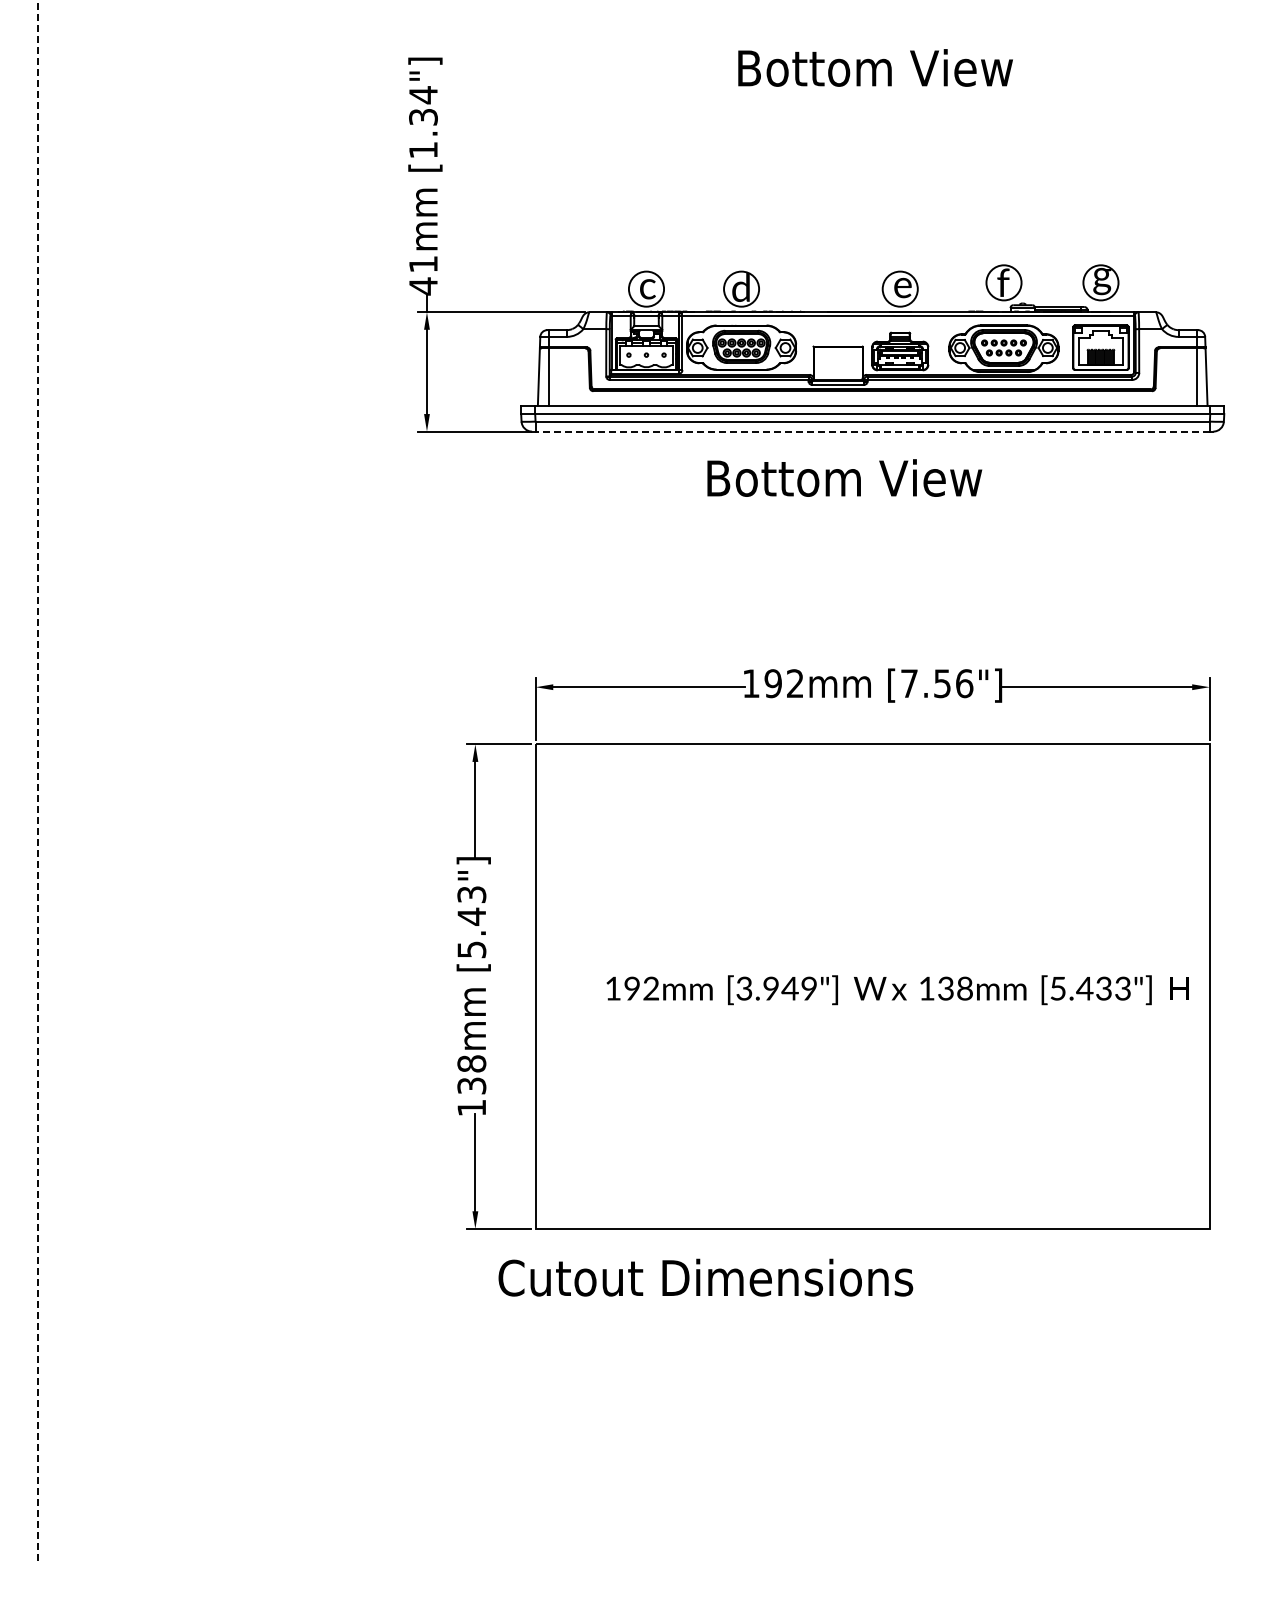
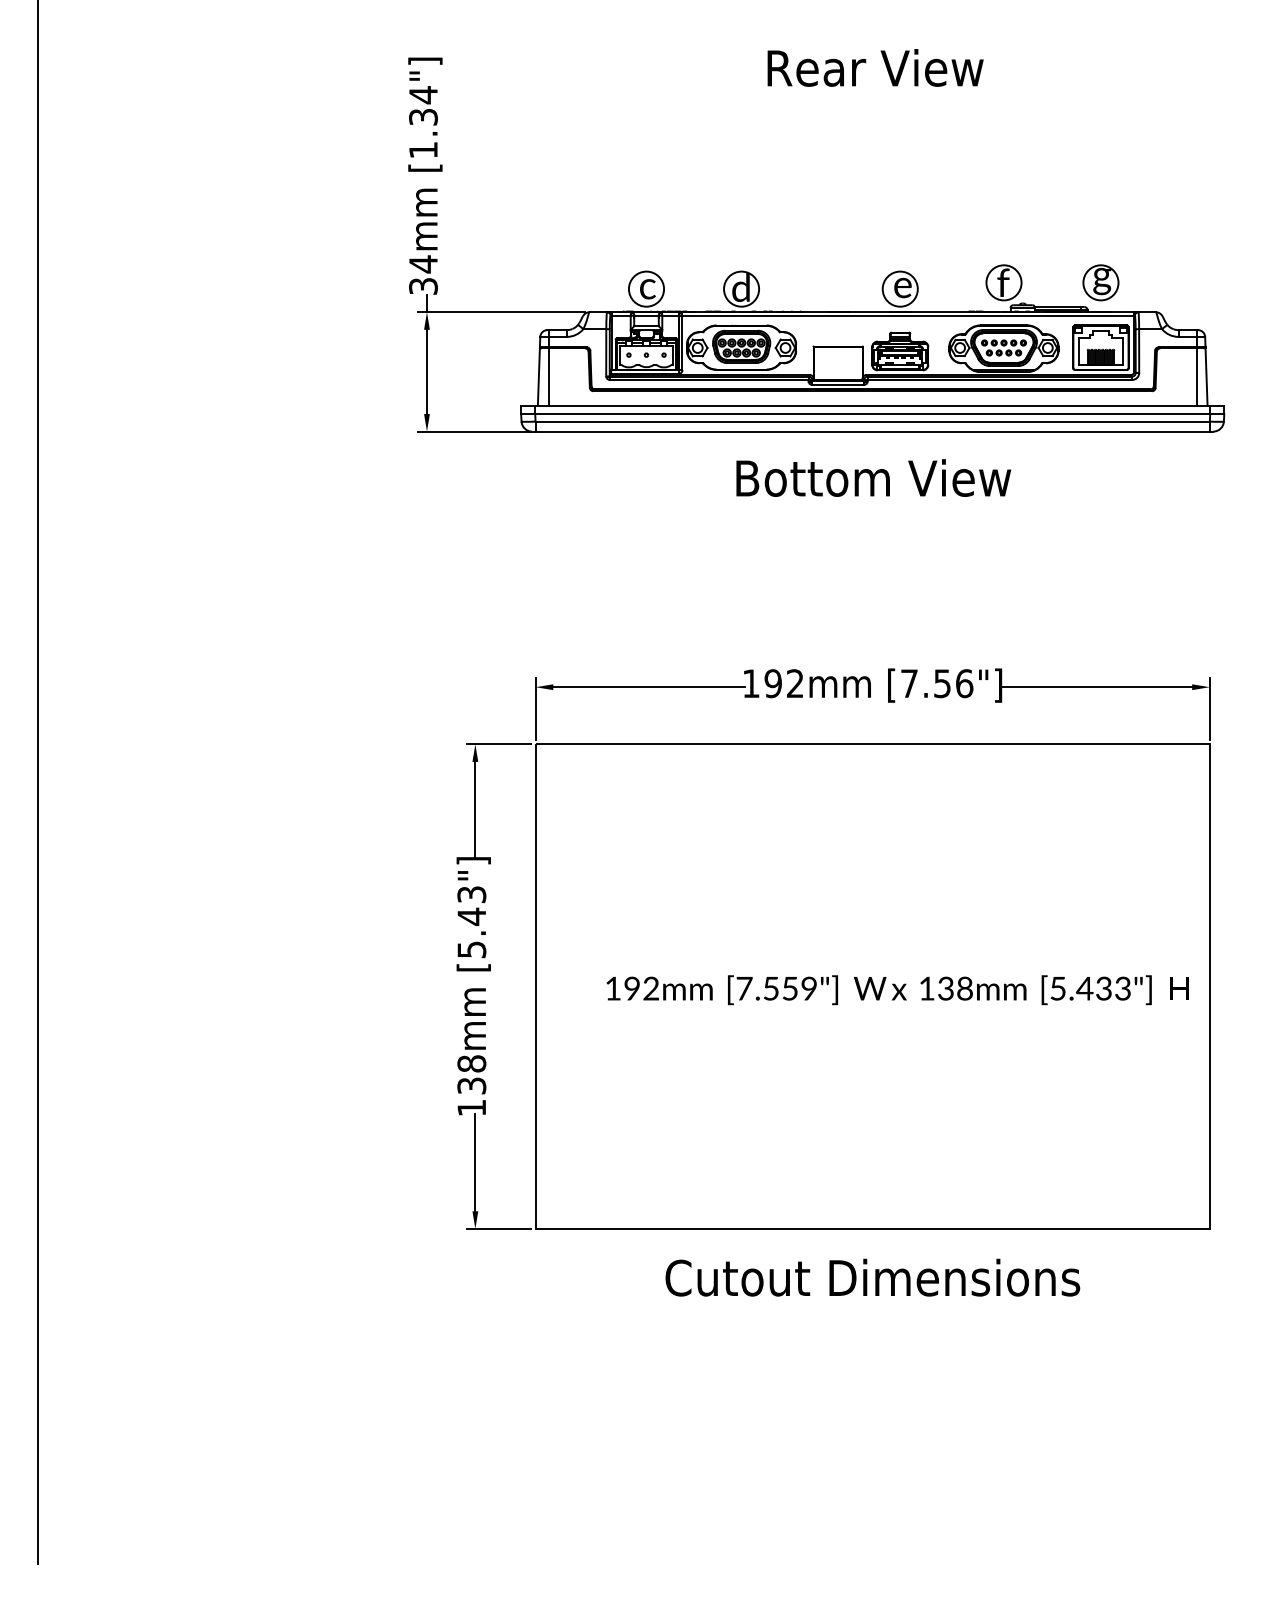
text: Bottom View -> Rear View (875, 67)
text: 41mm -> 34mm (423, 275)
line: dashed -> solid (872, 431)
text position: (844, 477) -> (873, 477) (873, 477)
line: dashed -> solid (37, 782)
text: [3.949"] -> [7.559"] (767, 988)
text position: (705, 1277) -> (872, 1277) (872, 1277)
